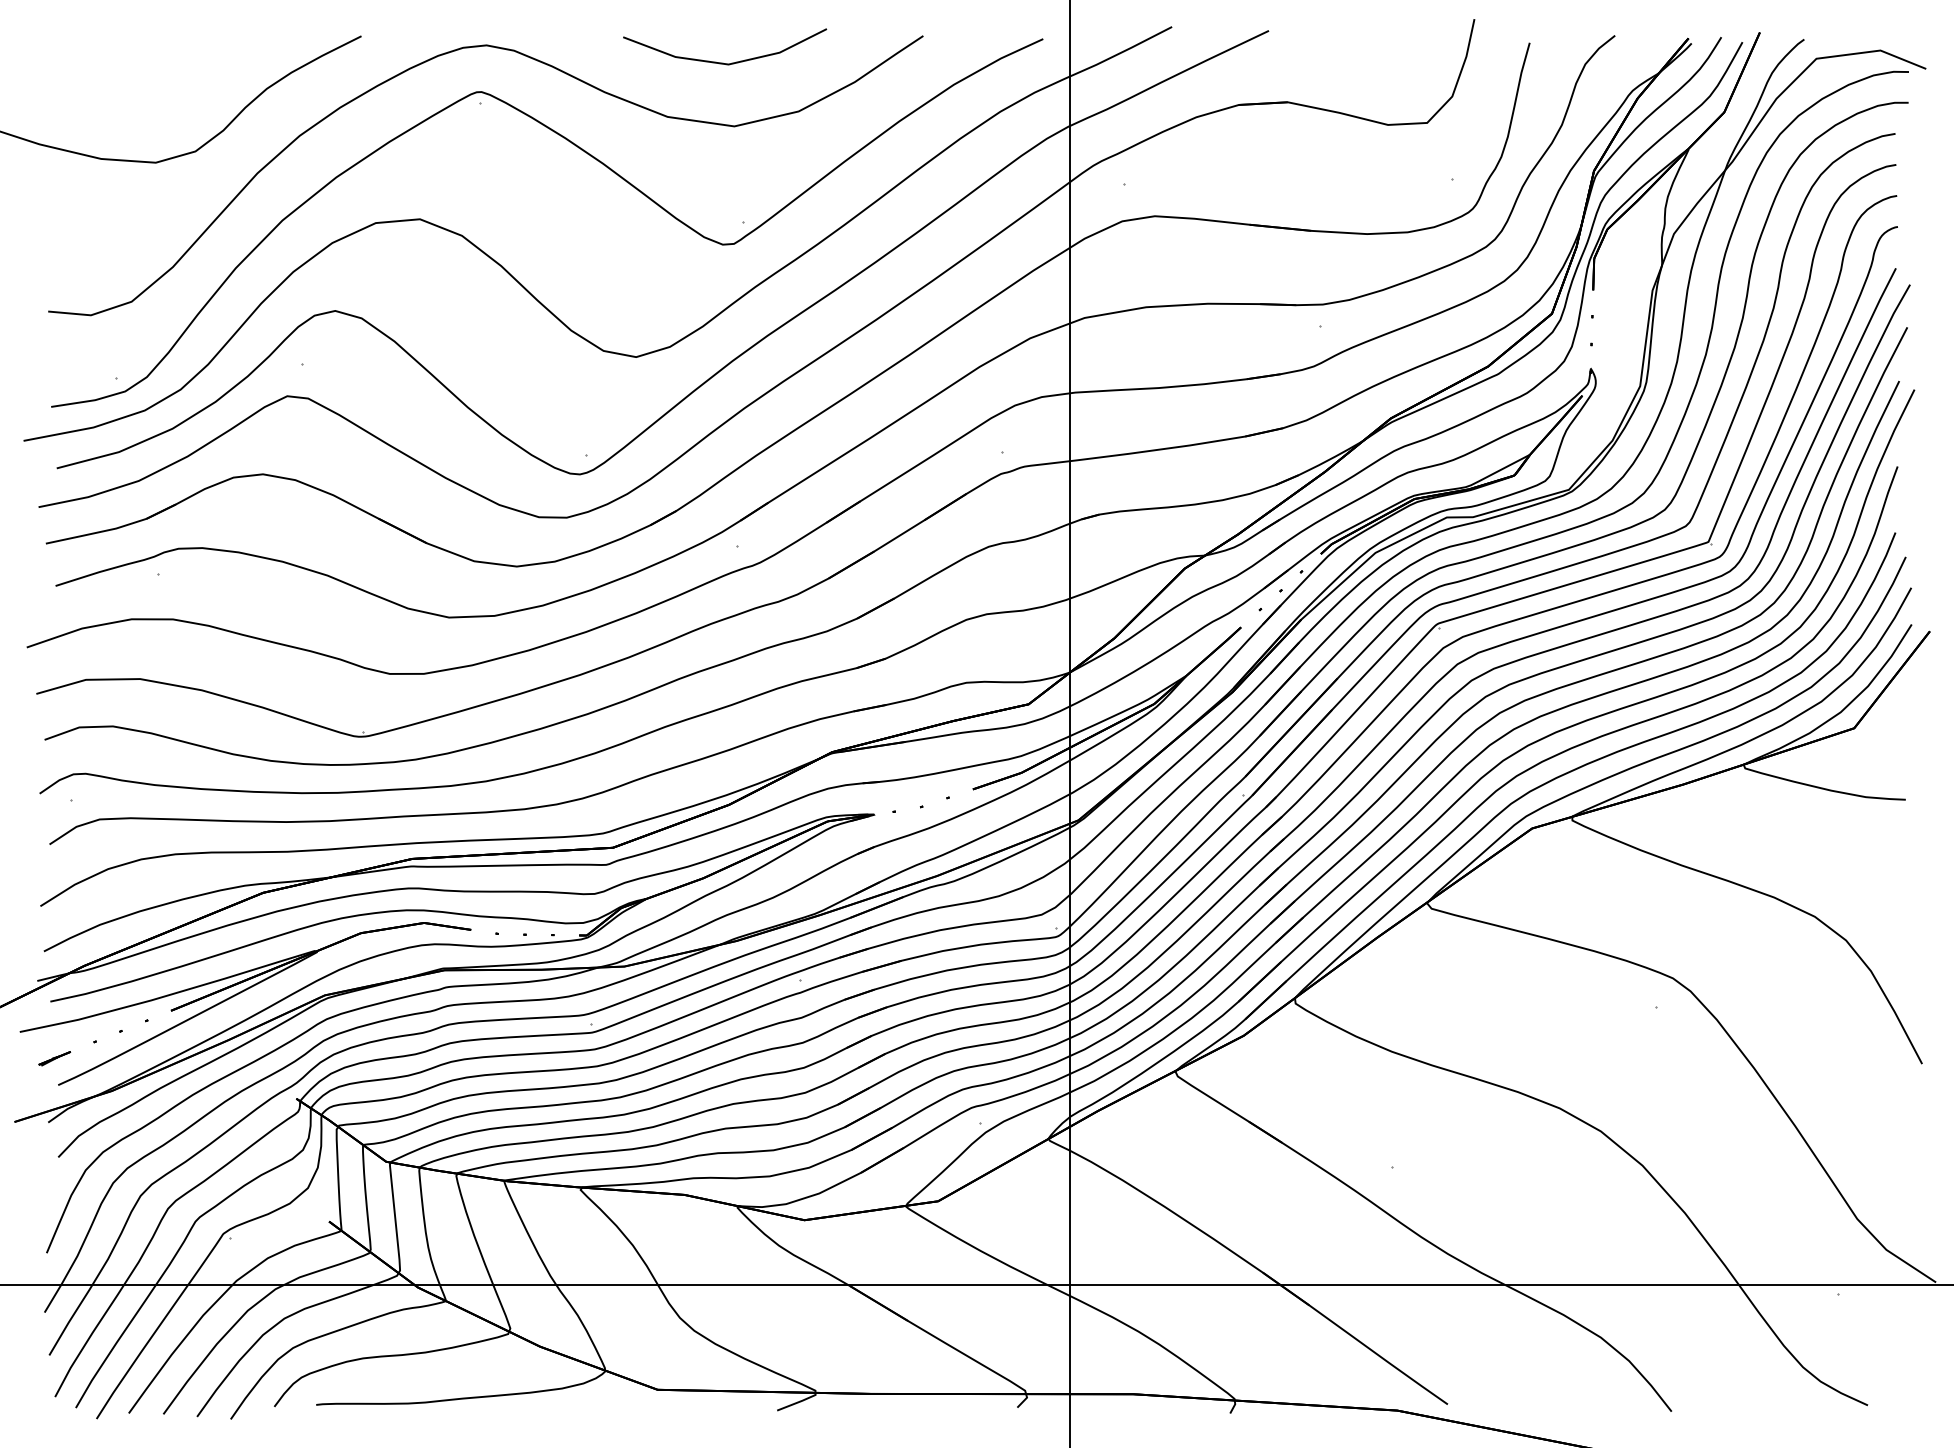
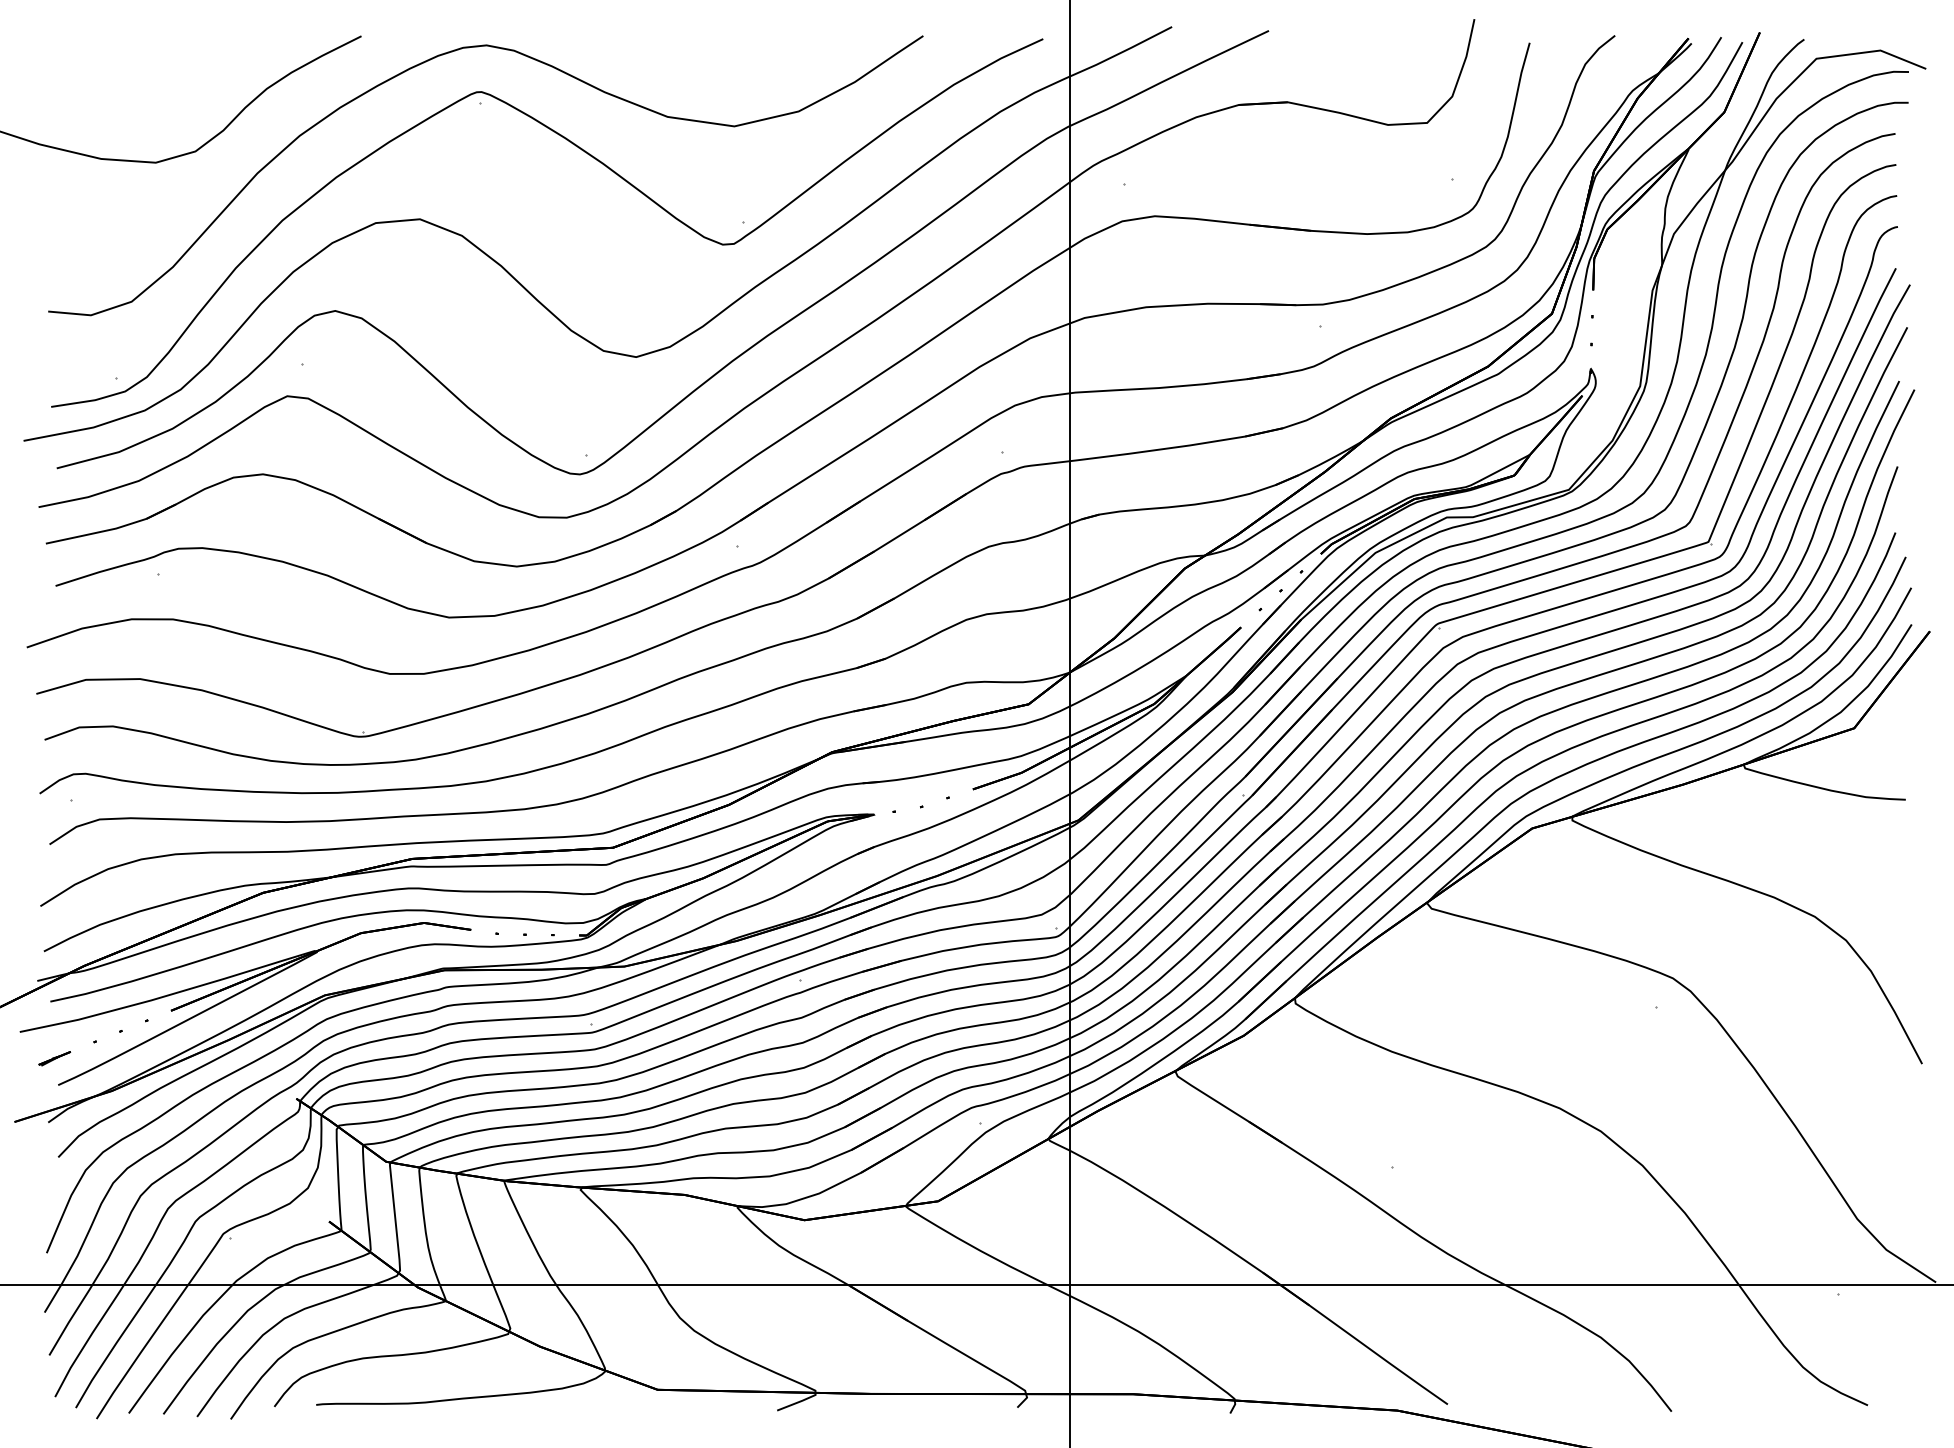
line: present -> none (723, 62)
